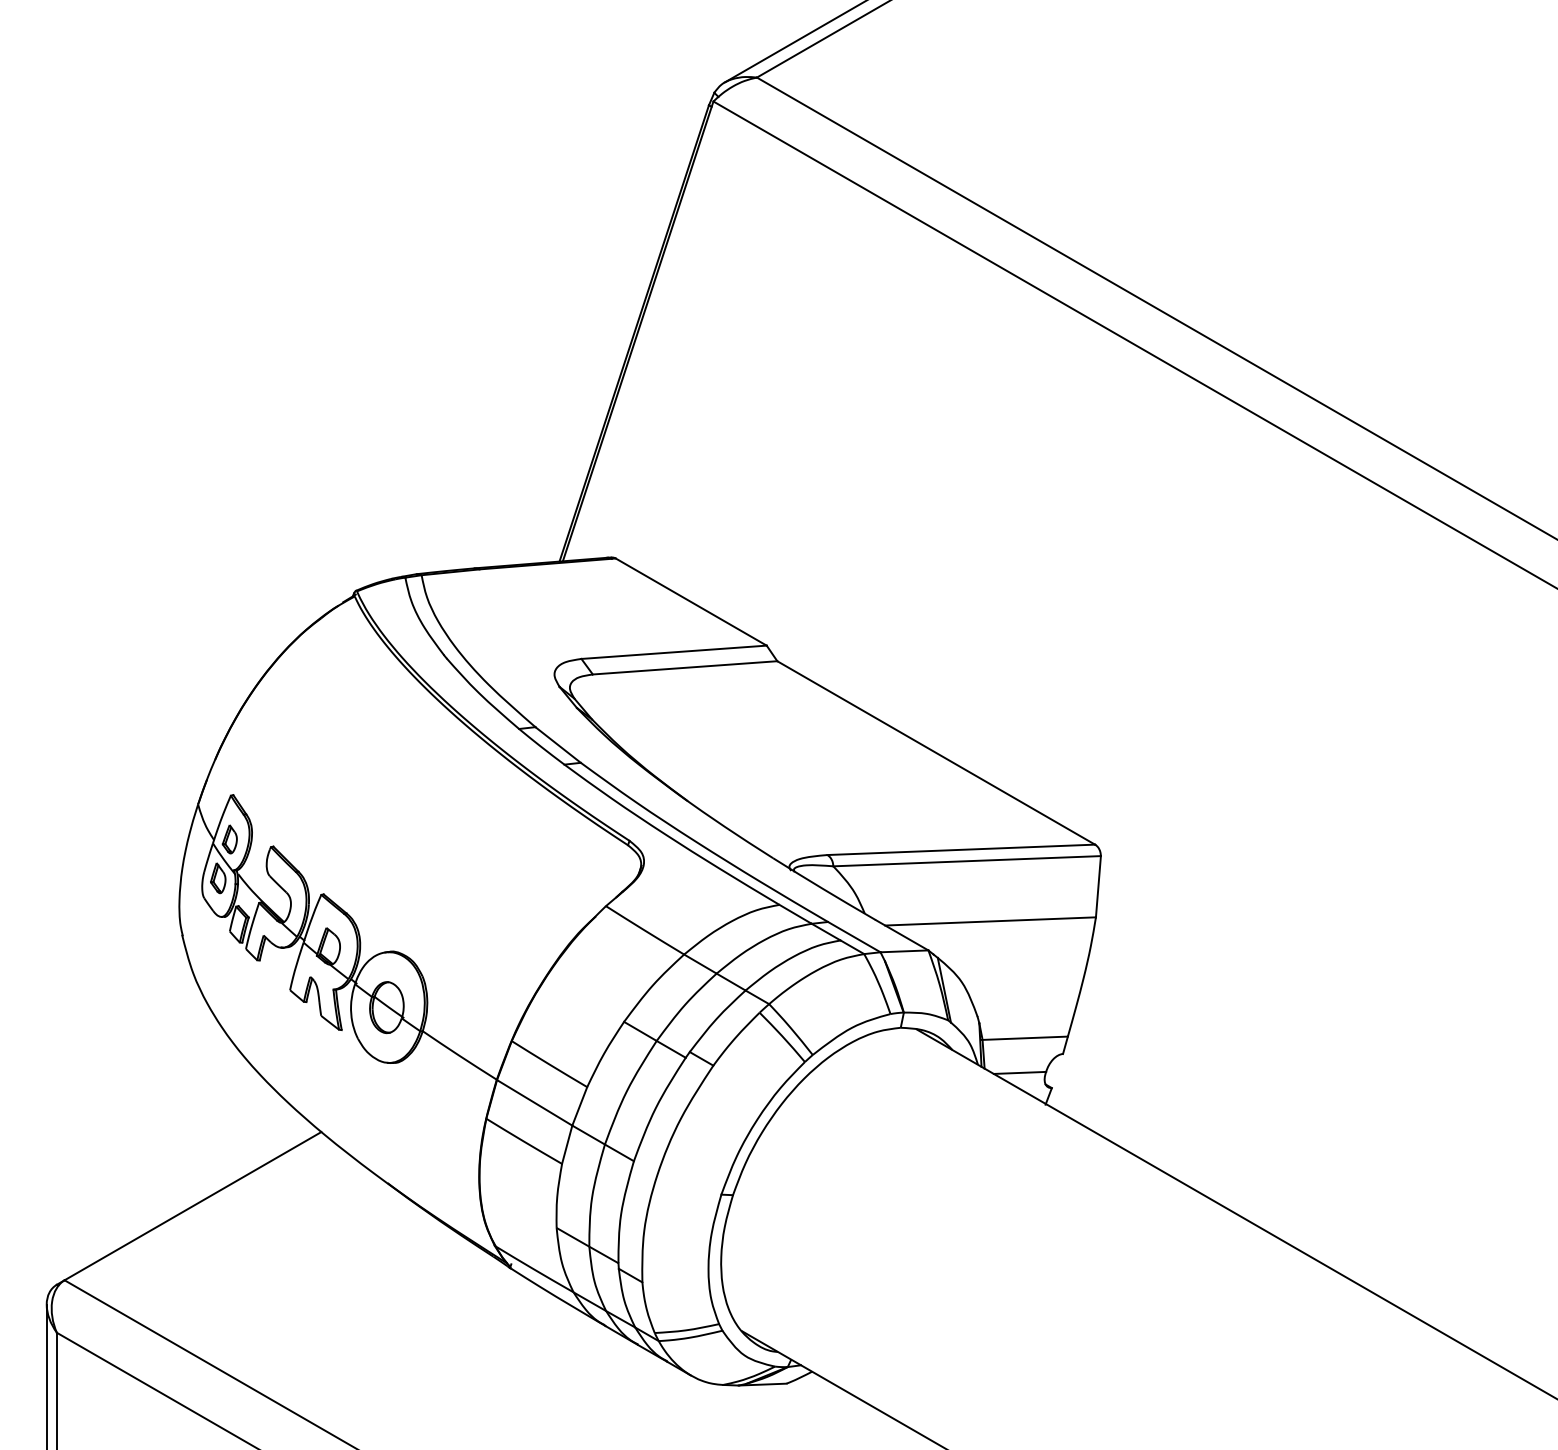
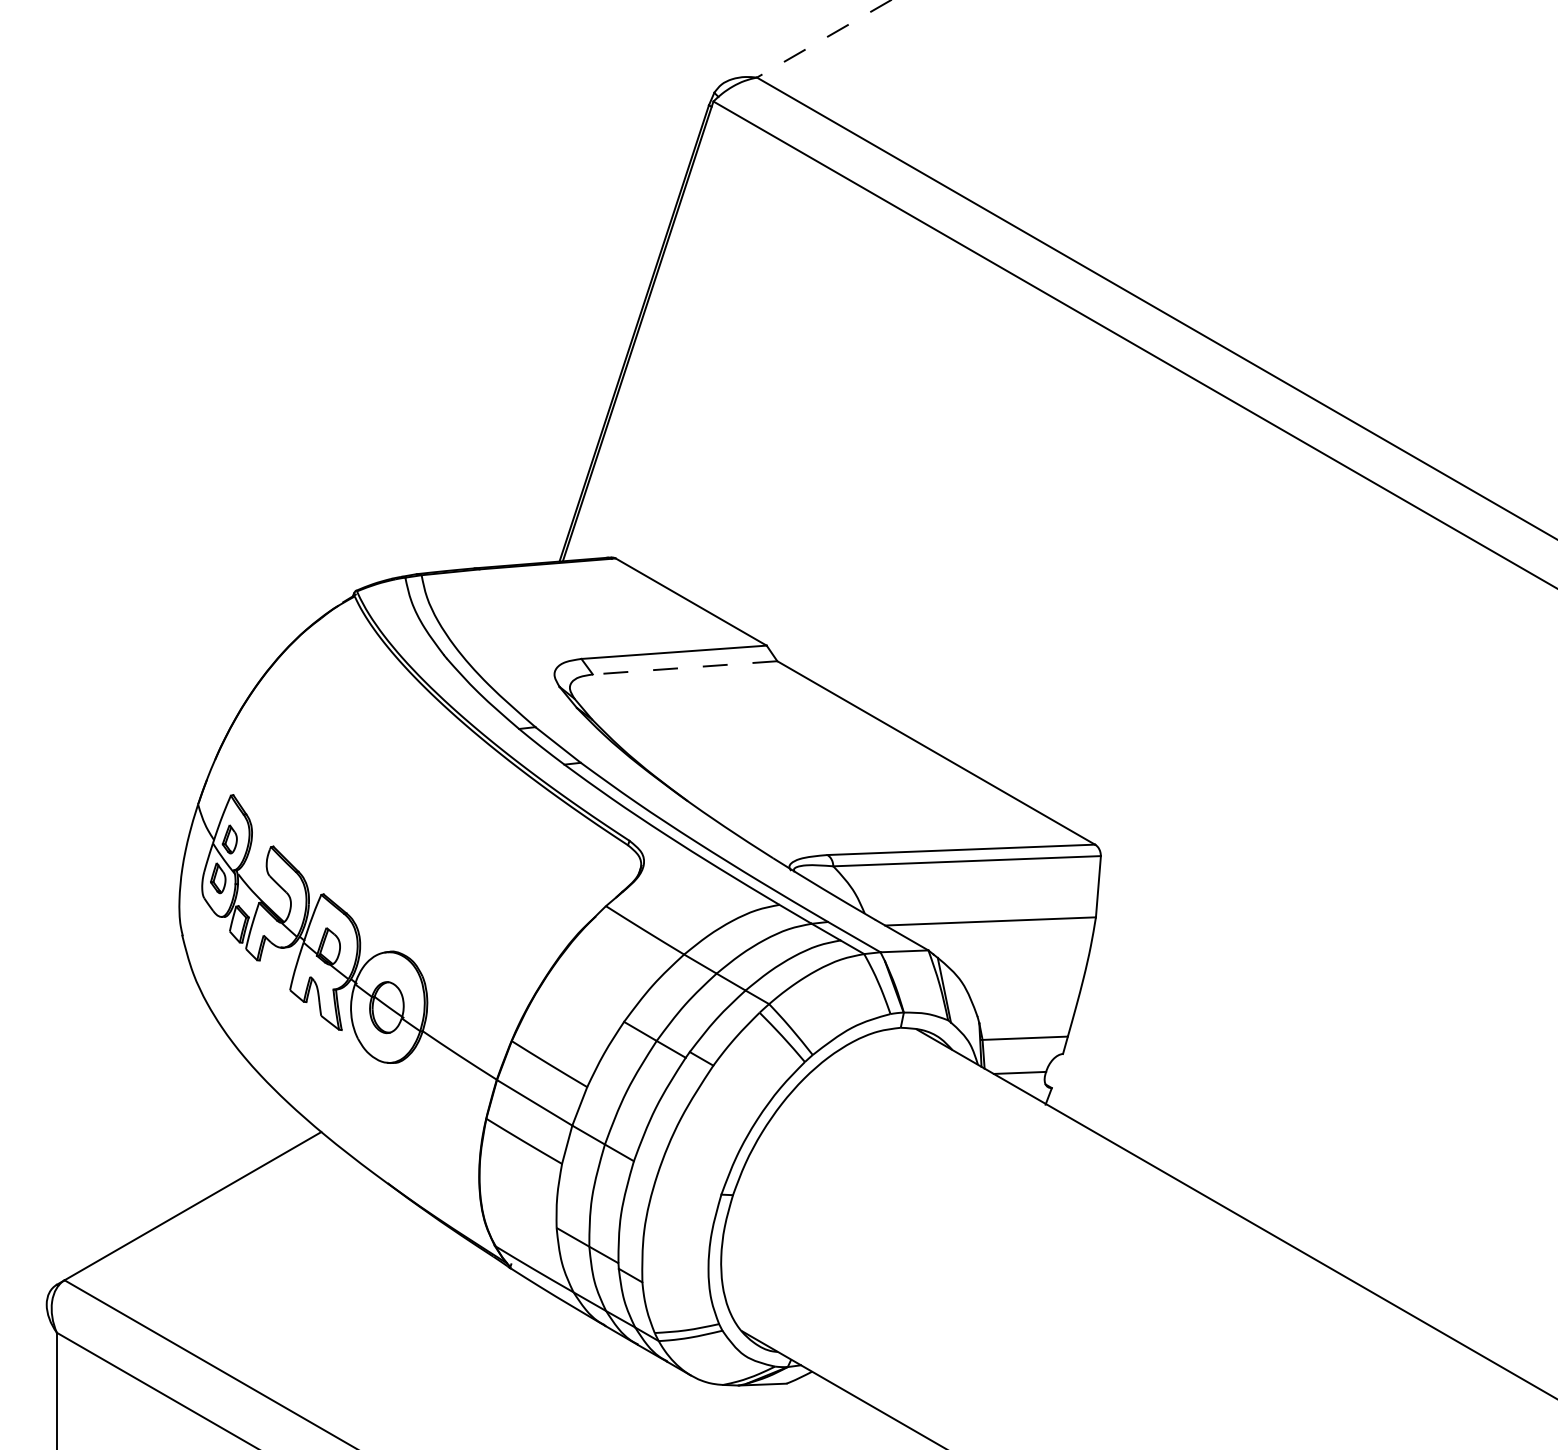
line: solid -> dashed (823, 39)
line: present -> none (793, 42)
line: solid -> dashed (684, 667)
line: present -> none (46, 1375)
